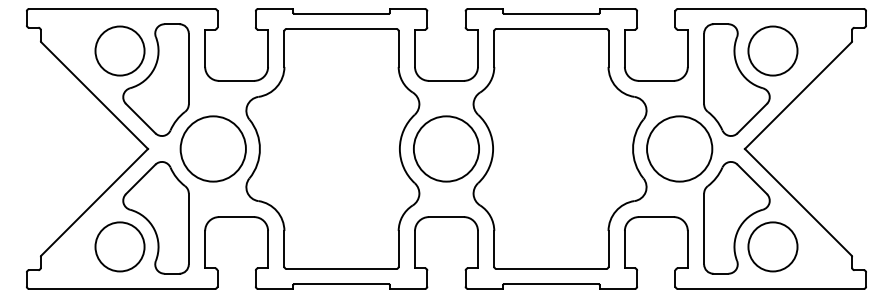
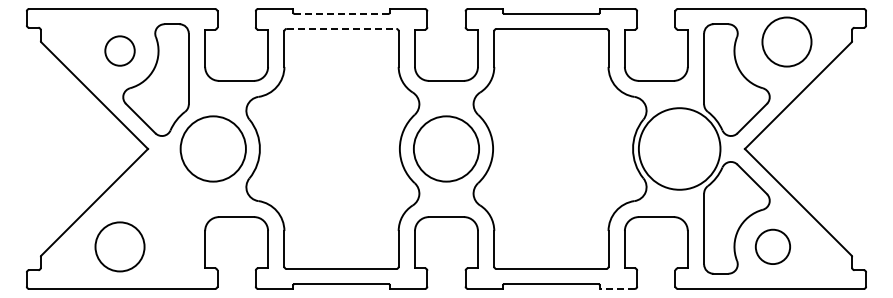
line: solid -> dashed (342, 13)
line: solid -> dashed (341, 28)
circle diameter: 49 px -> 29 px (119, 50)
circle position: (772, 50) -> (786, 41) (786, 41)
circle diameter: 65 px -> 82 px (679, 148)
part: present -> none (155, 217)
circle diameter: 49 px -> 34 px (772, 246)
line: solid -> dashed (616, 288)
